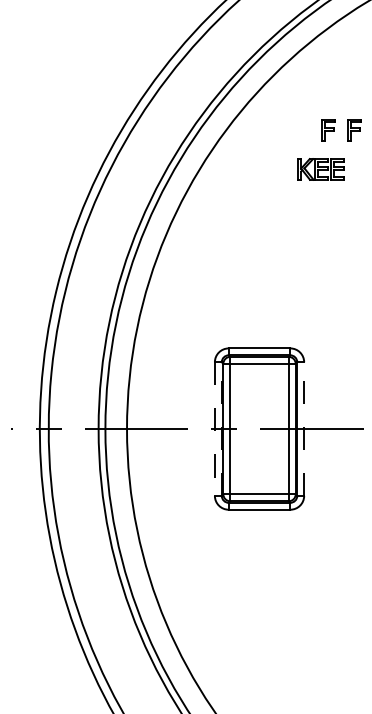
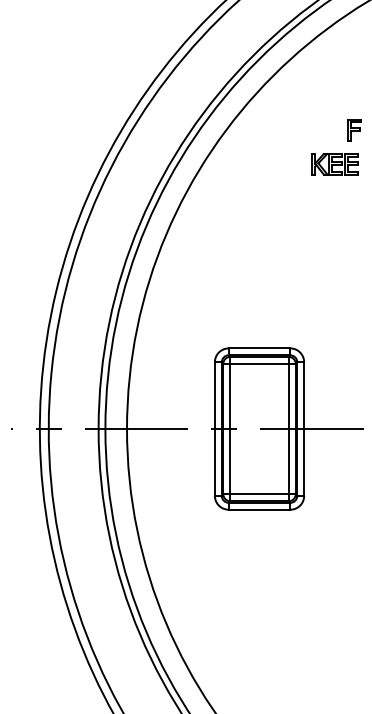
part: present -> none (328, 130)
part position: (320, 169) -> (334, 164) (334, 164)
line: dashed -> solid (214, 429)
line: dashed -> solid (221, 429)
line: dashed -> solid (304, 429)
